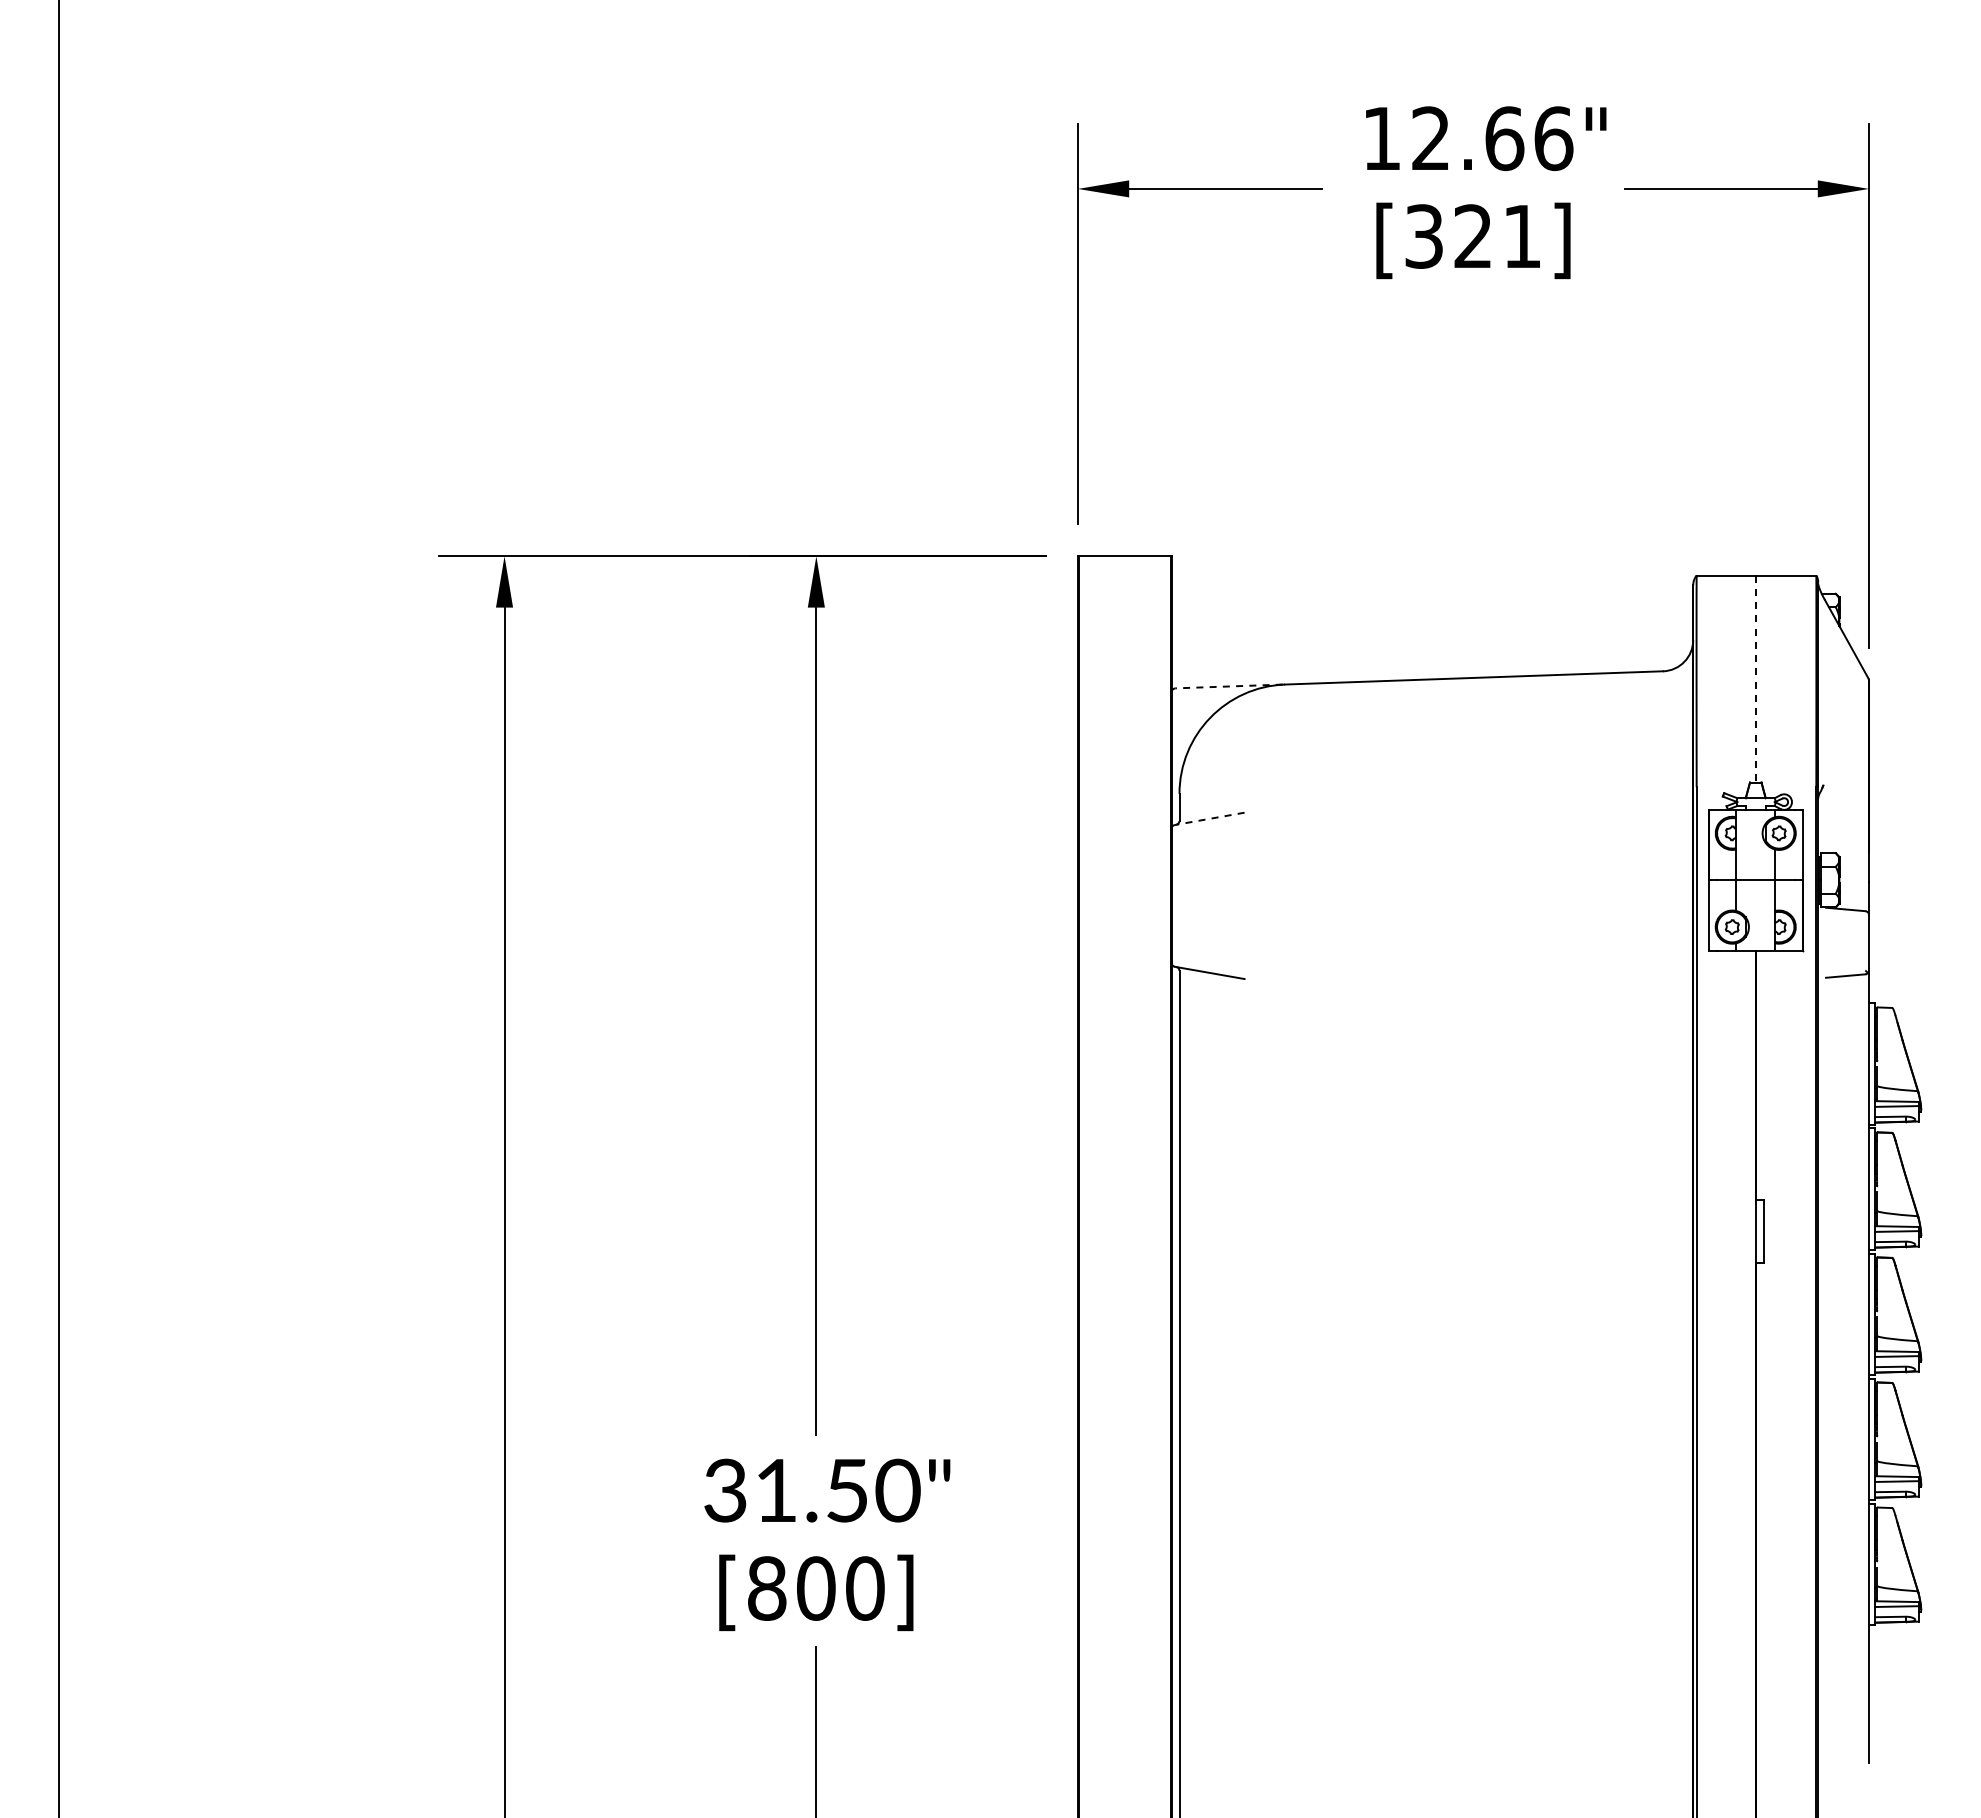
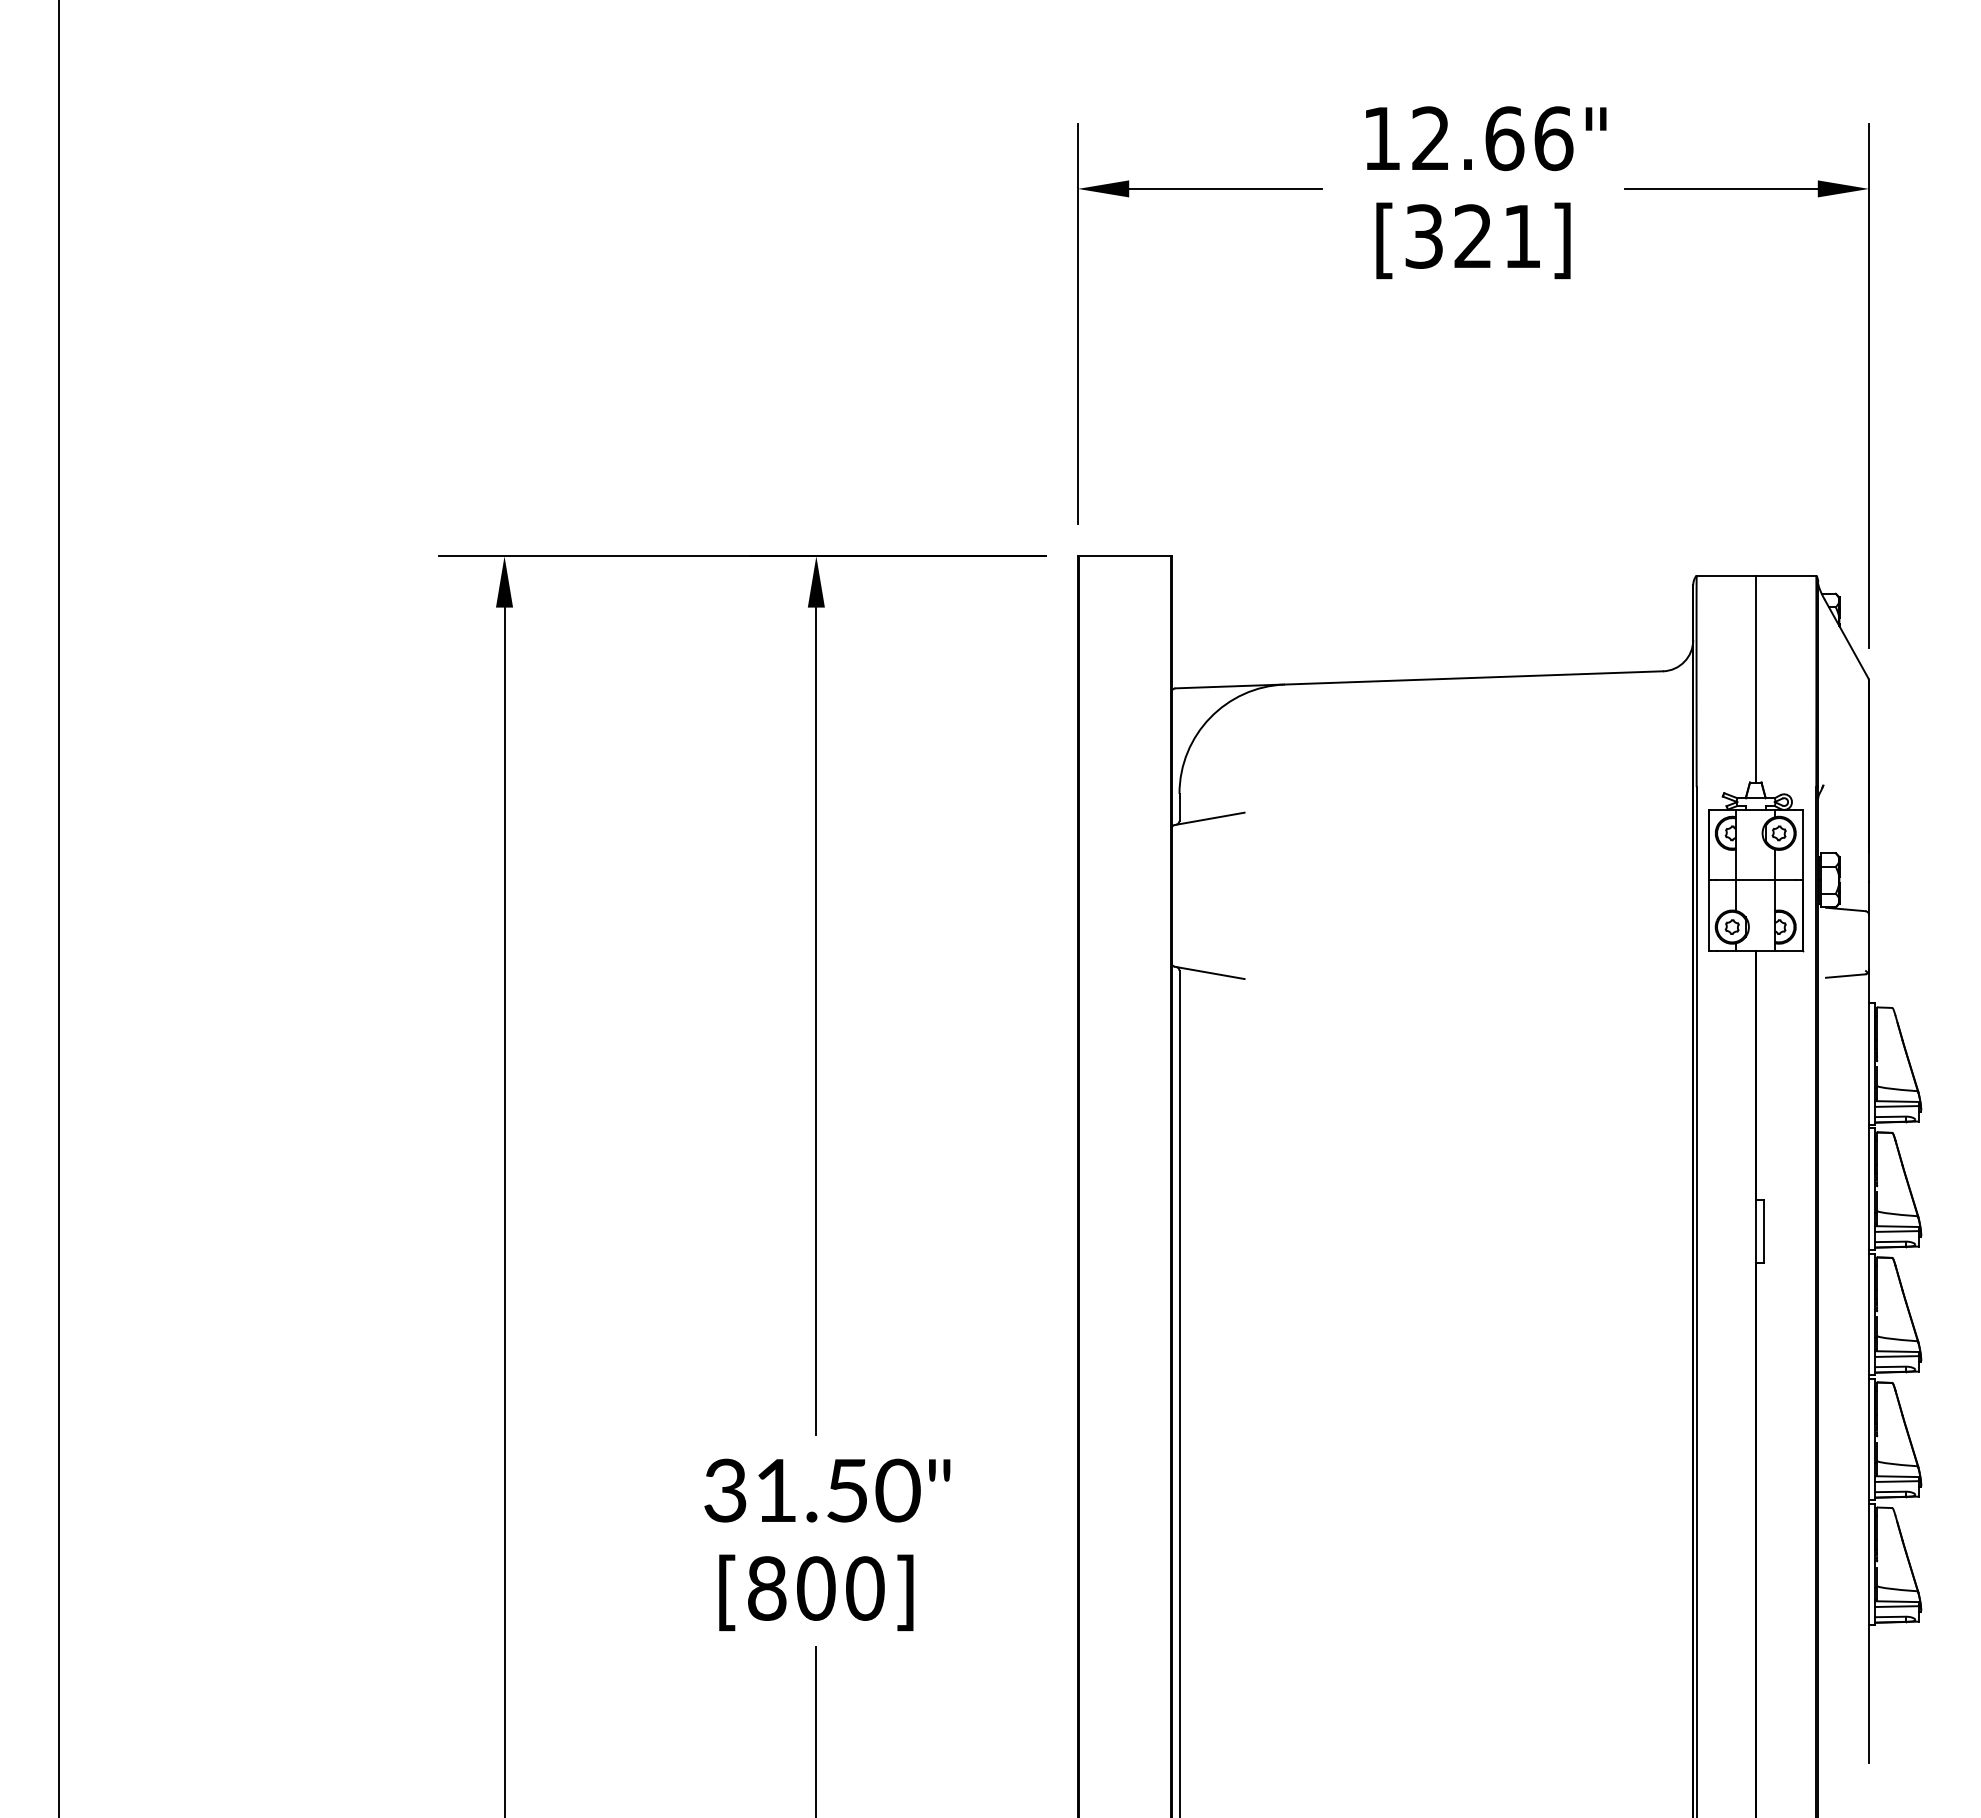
line: dashed -> solid (1755, 679)
line: dashed -> solid (1229, 686)
line: dashed -> solid (1209, 818)
